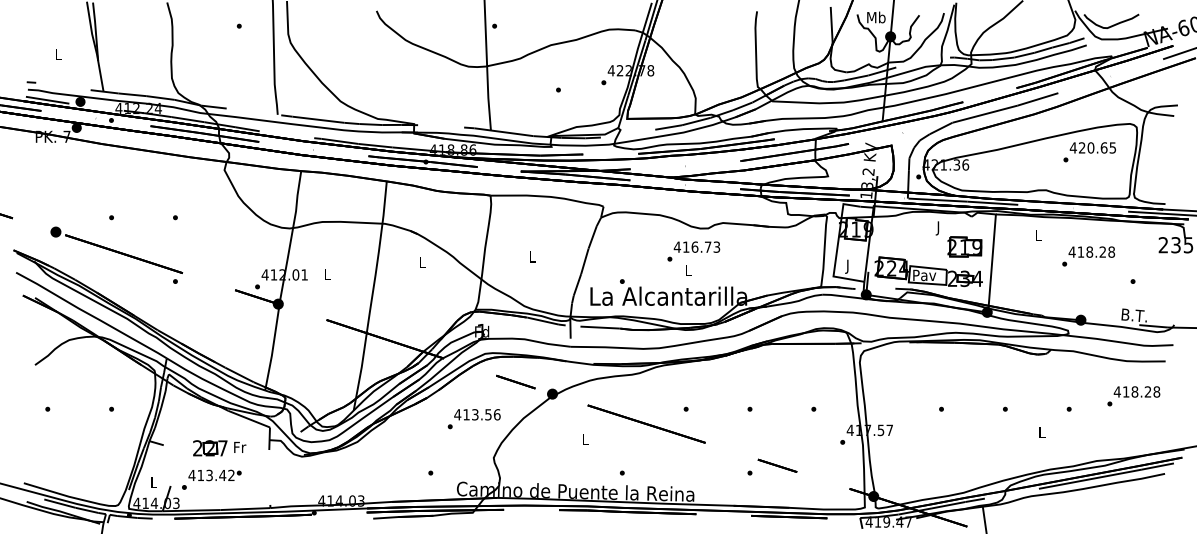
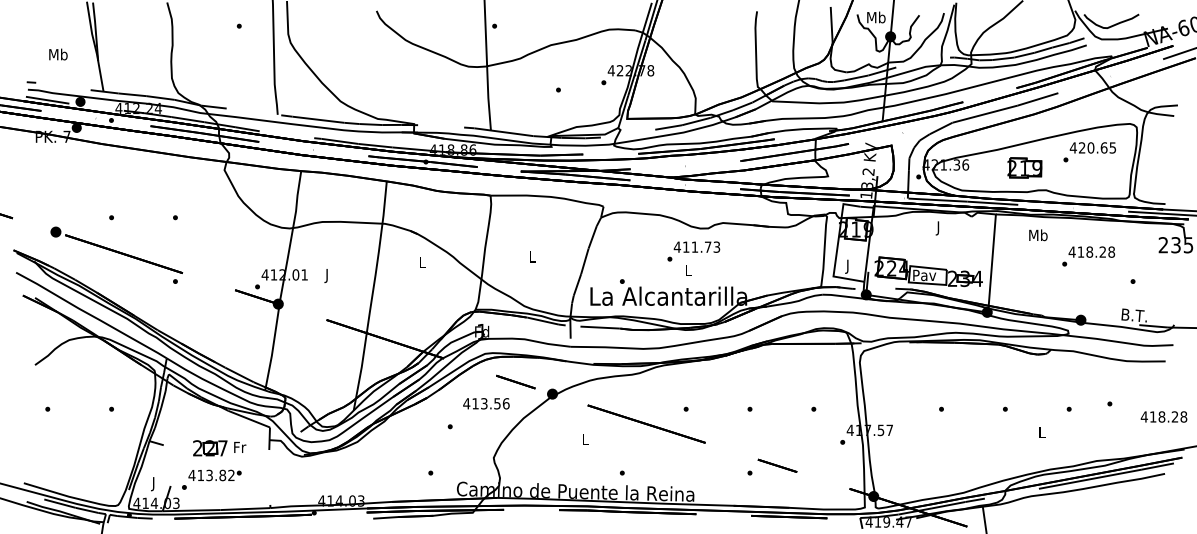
text: L -> Mb (58, 54)
text: L -> Mb (1038, 235)
text: 416.73 -> 411.73 (694, 246)
part position: (964, 246) -> (1024, 167) (1024, 167)
text: L -> J (327, 276)
text position: (1136, 391) -> (1163, 416) (1163, 416)
text position: (477, 414) -> (486, 403) (486, 403)
text: 413.42 -> 413.82 (222, 475)
text: L -> J (153, 484)
